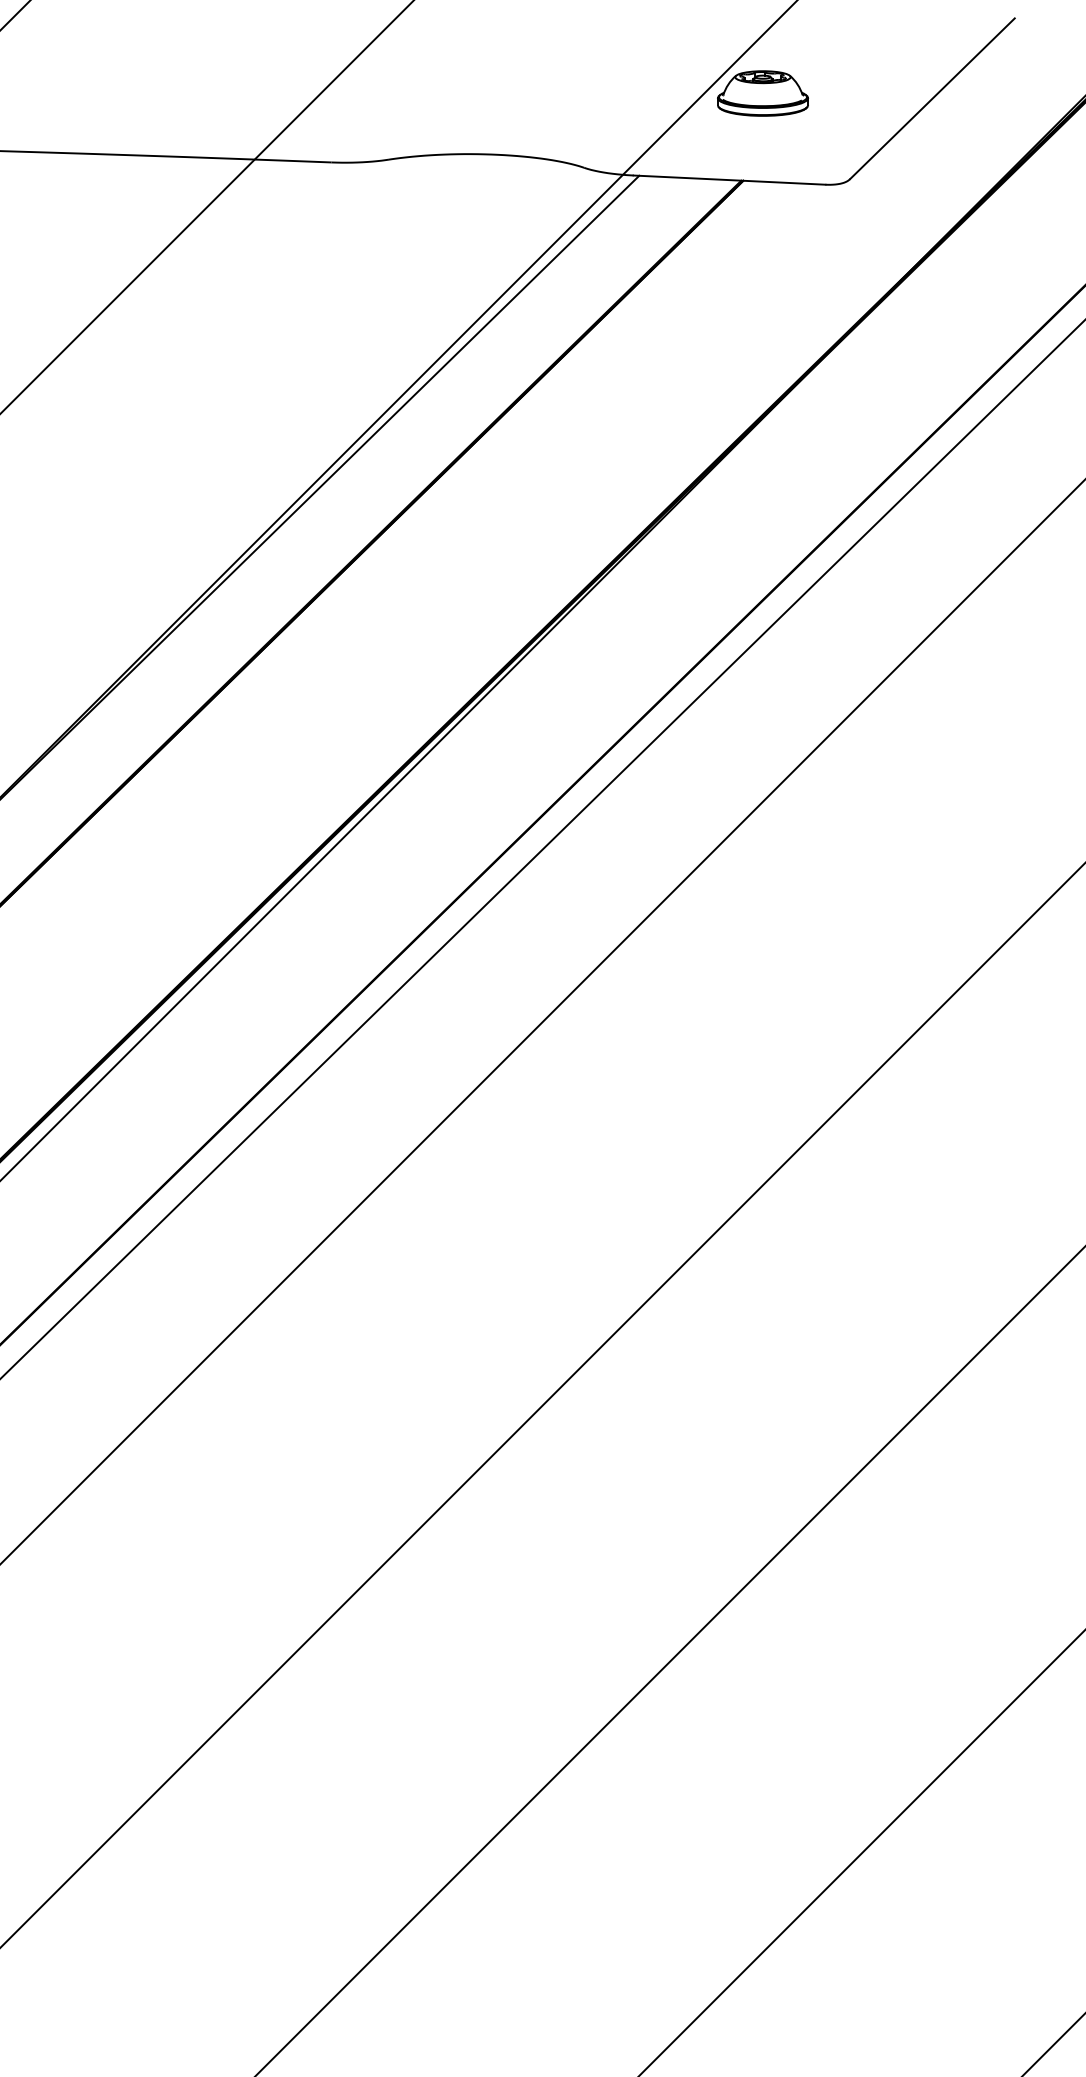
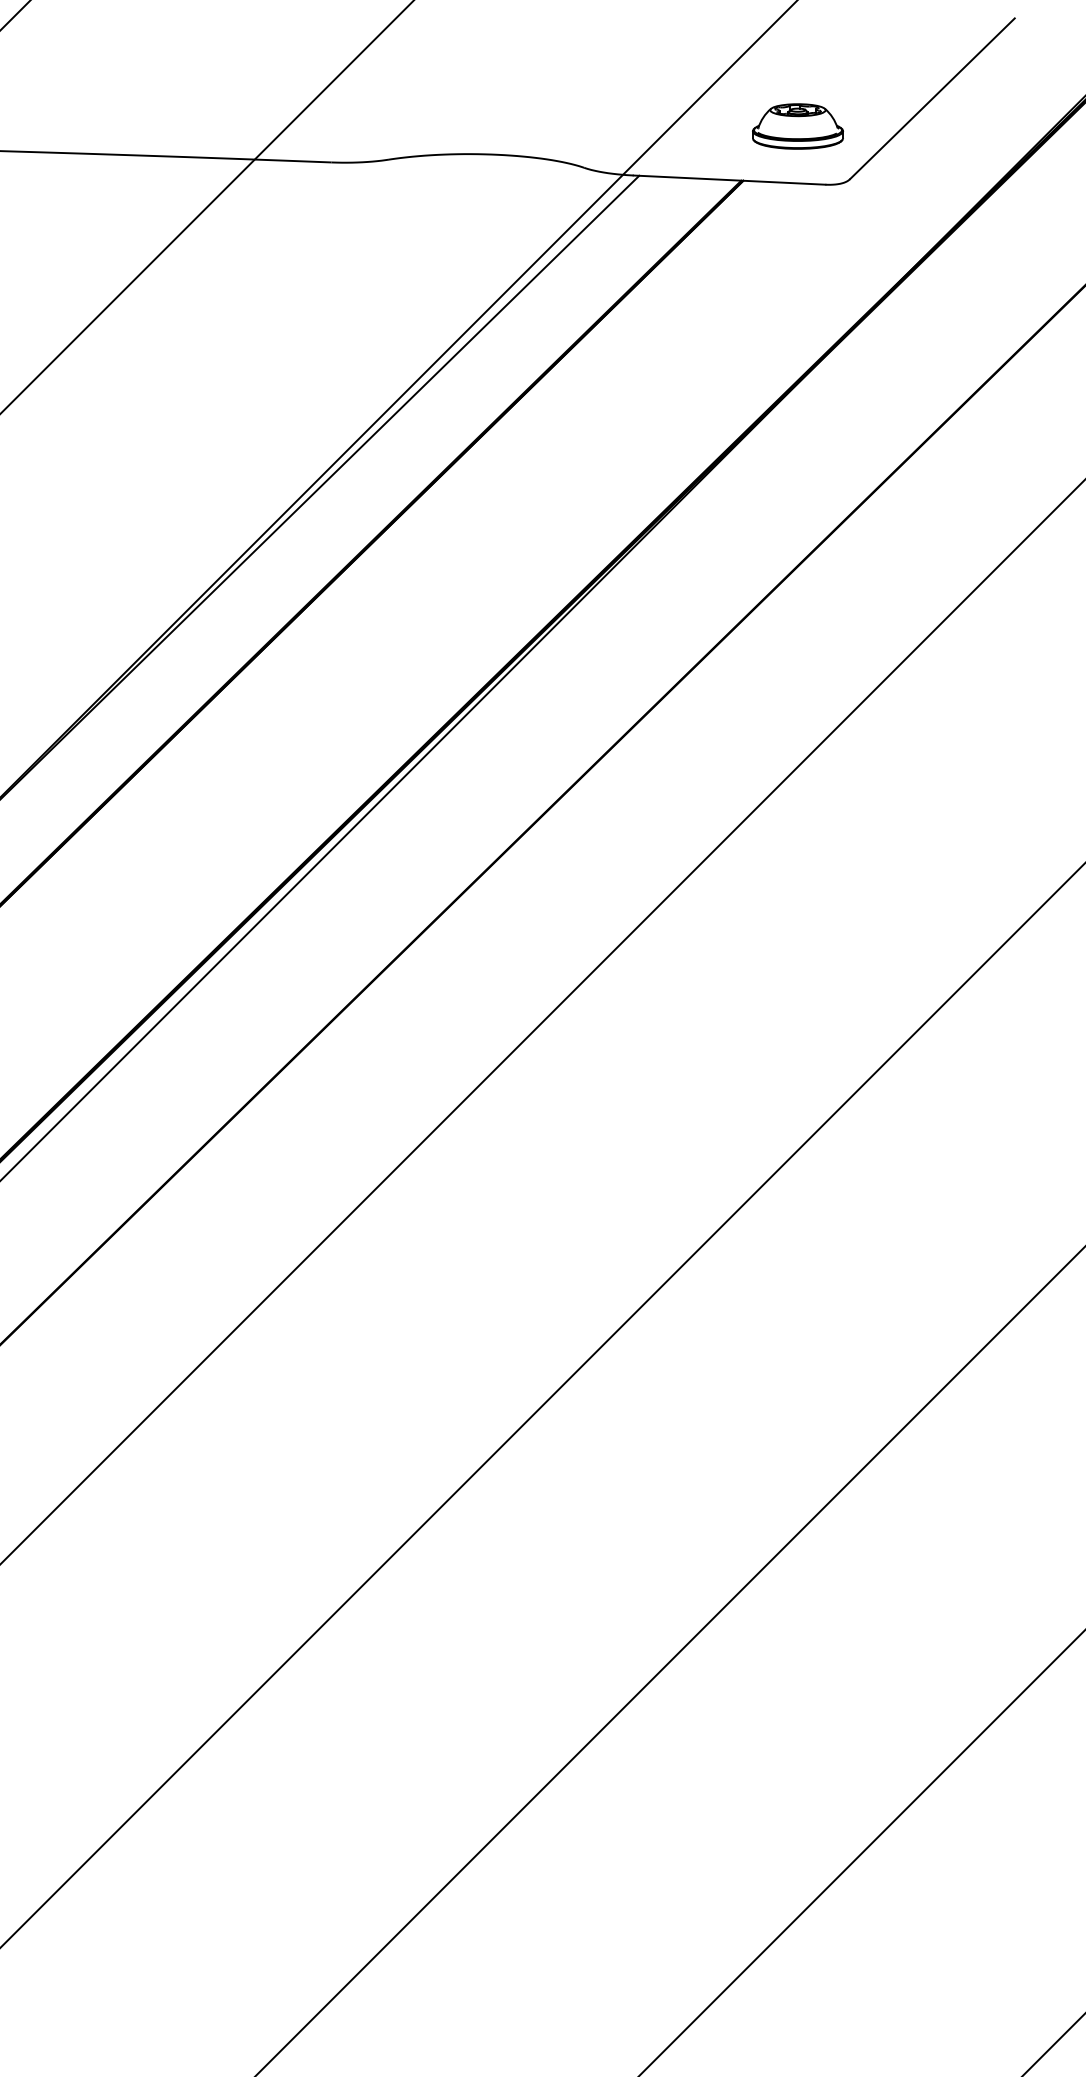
part position: (762, 93) -> (797, 126) (797, 126)
line: present -> none (542, 849)
